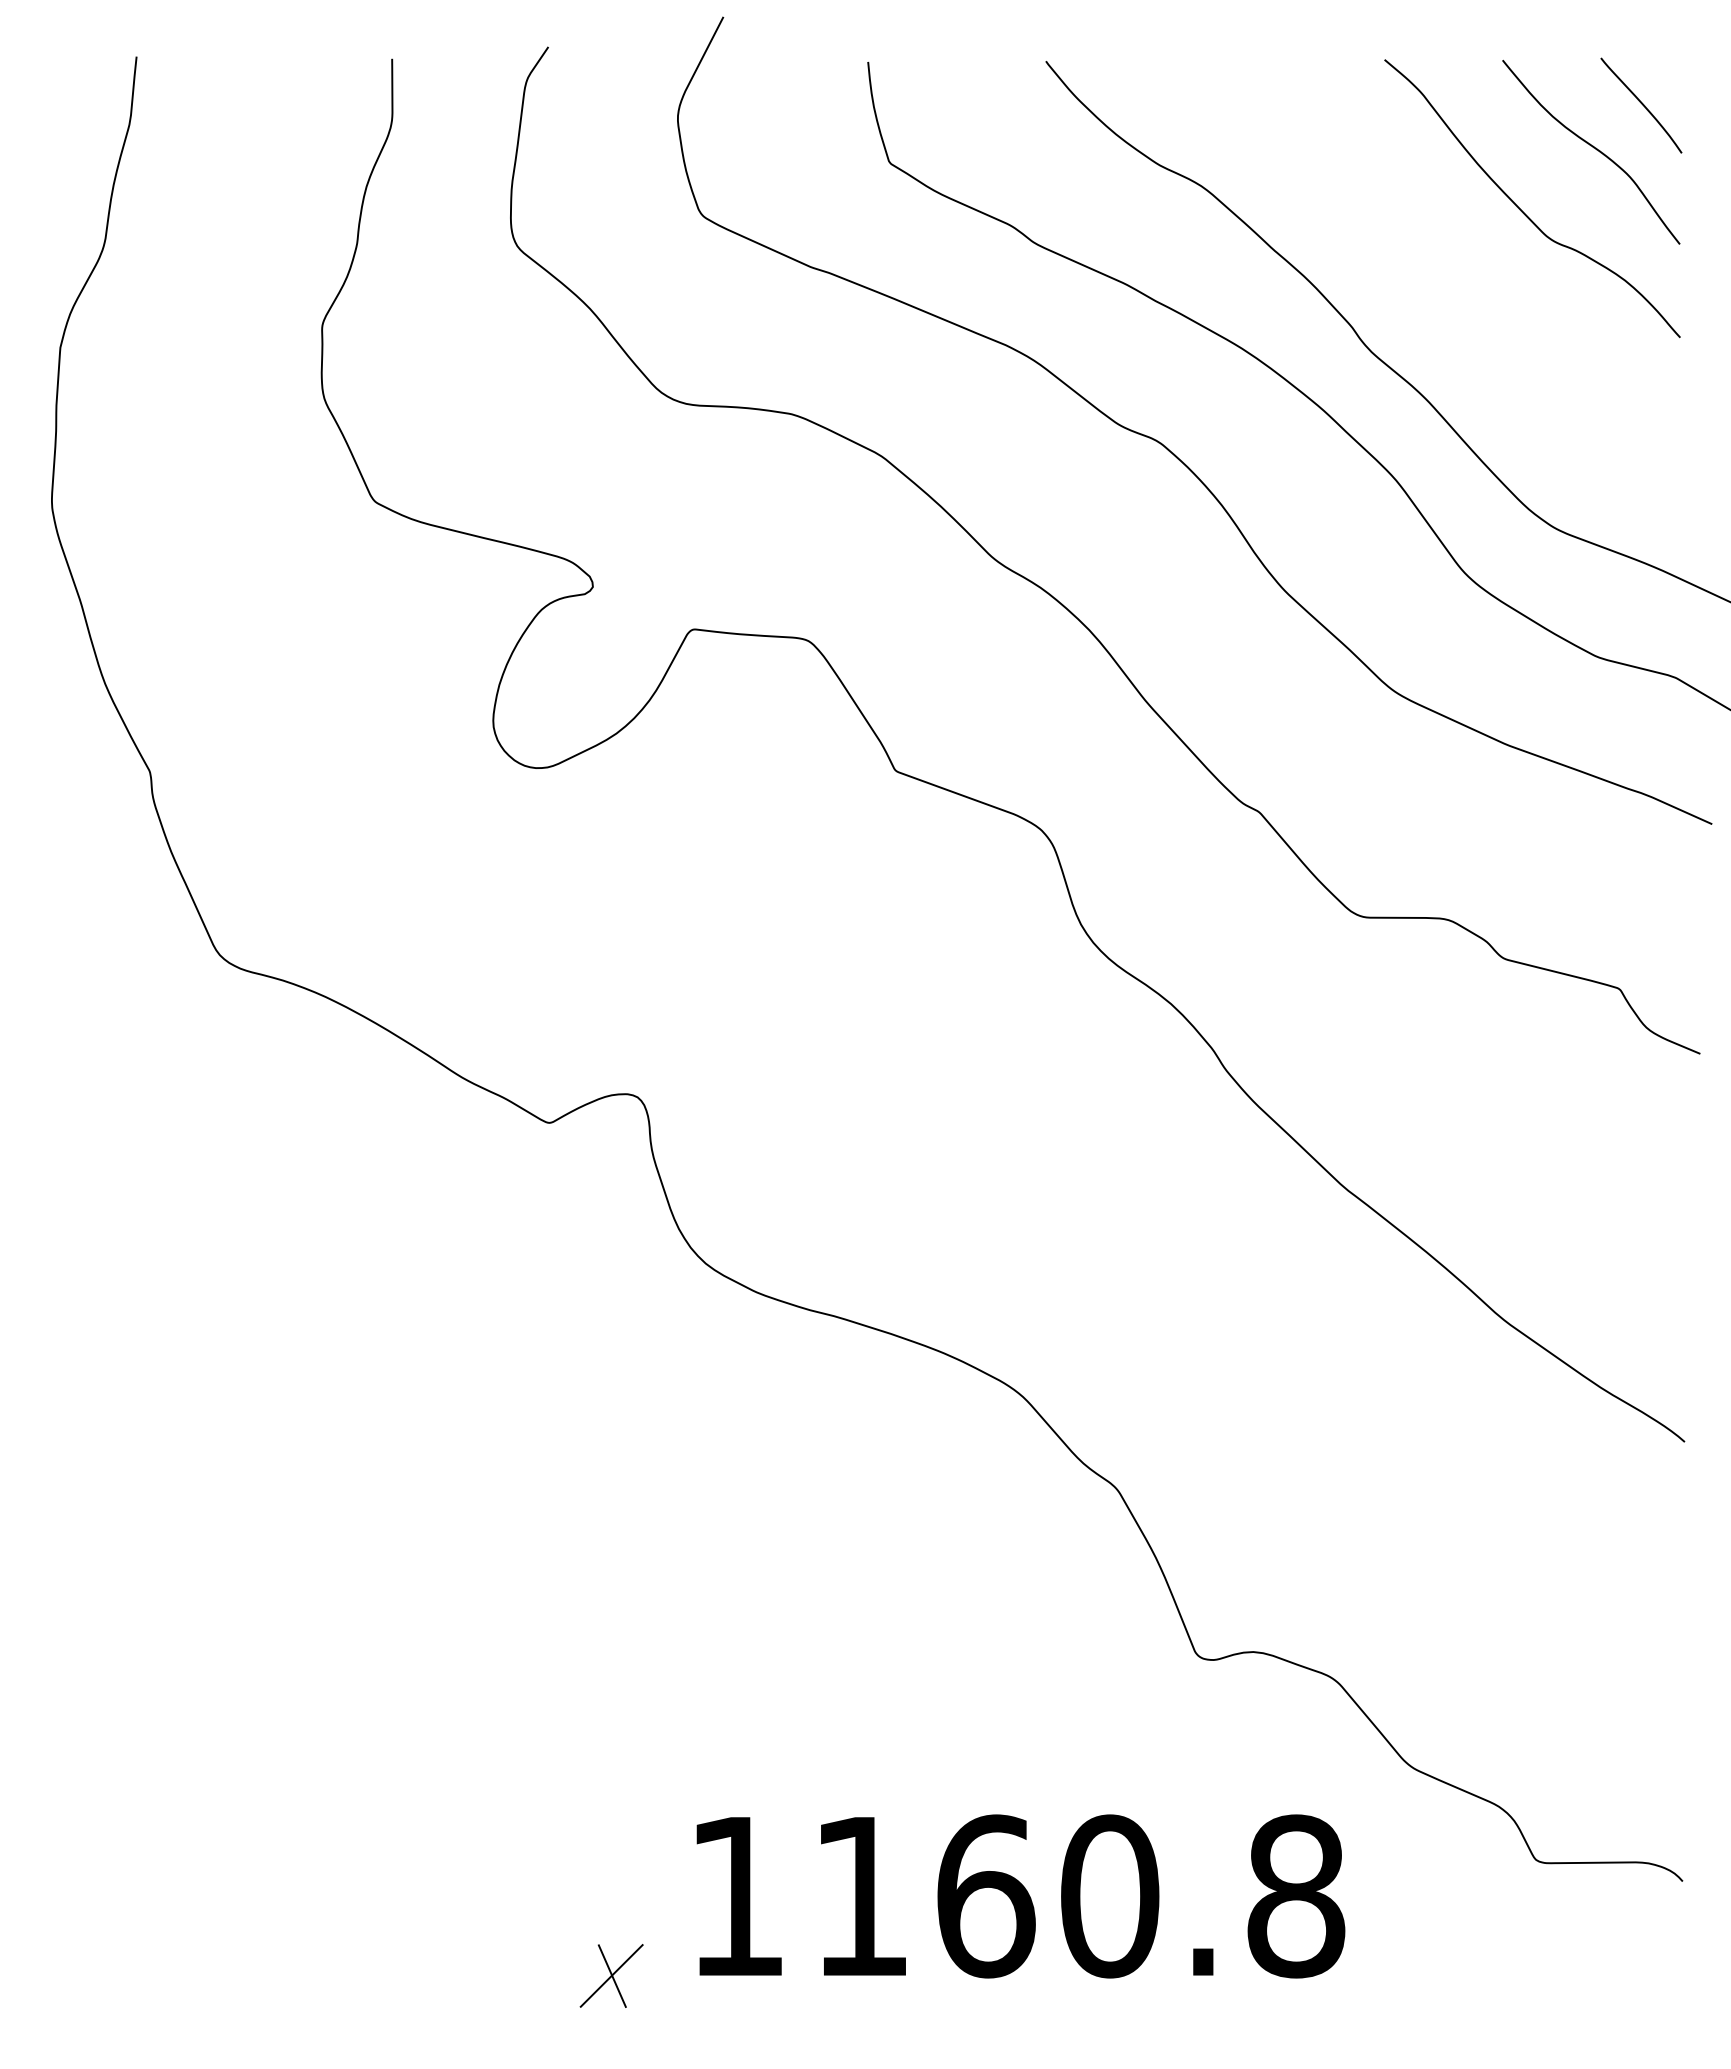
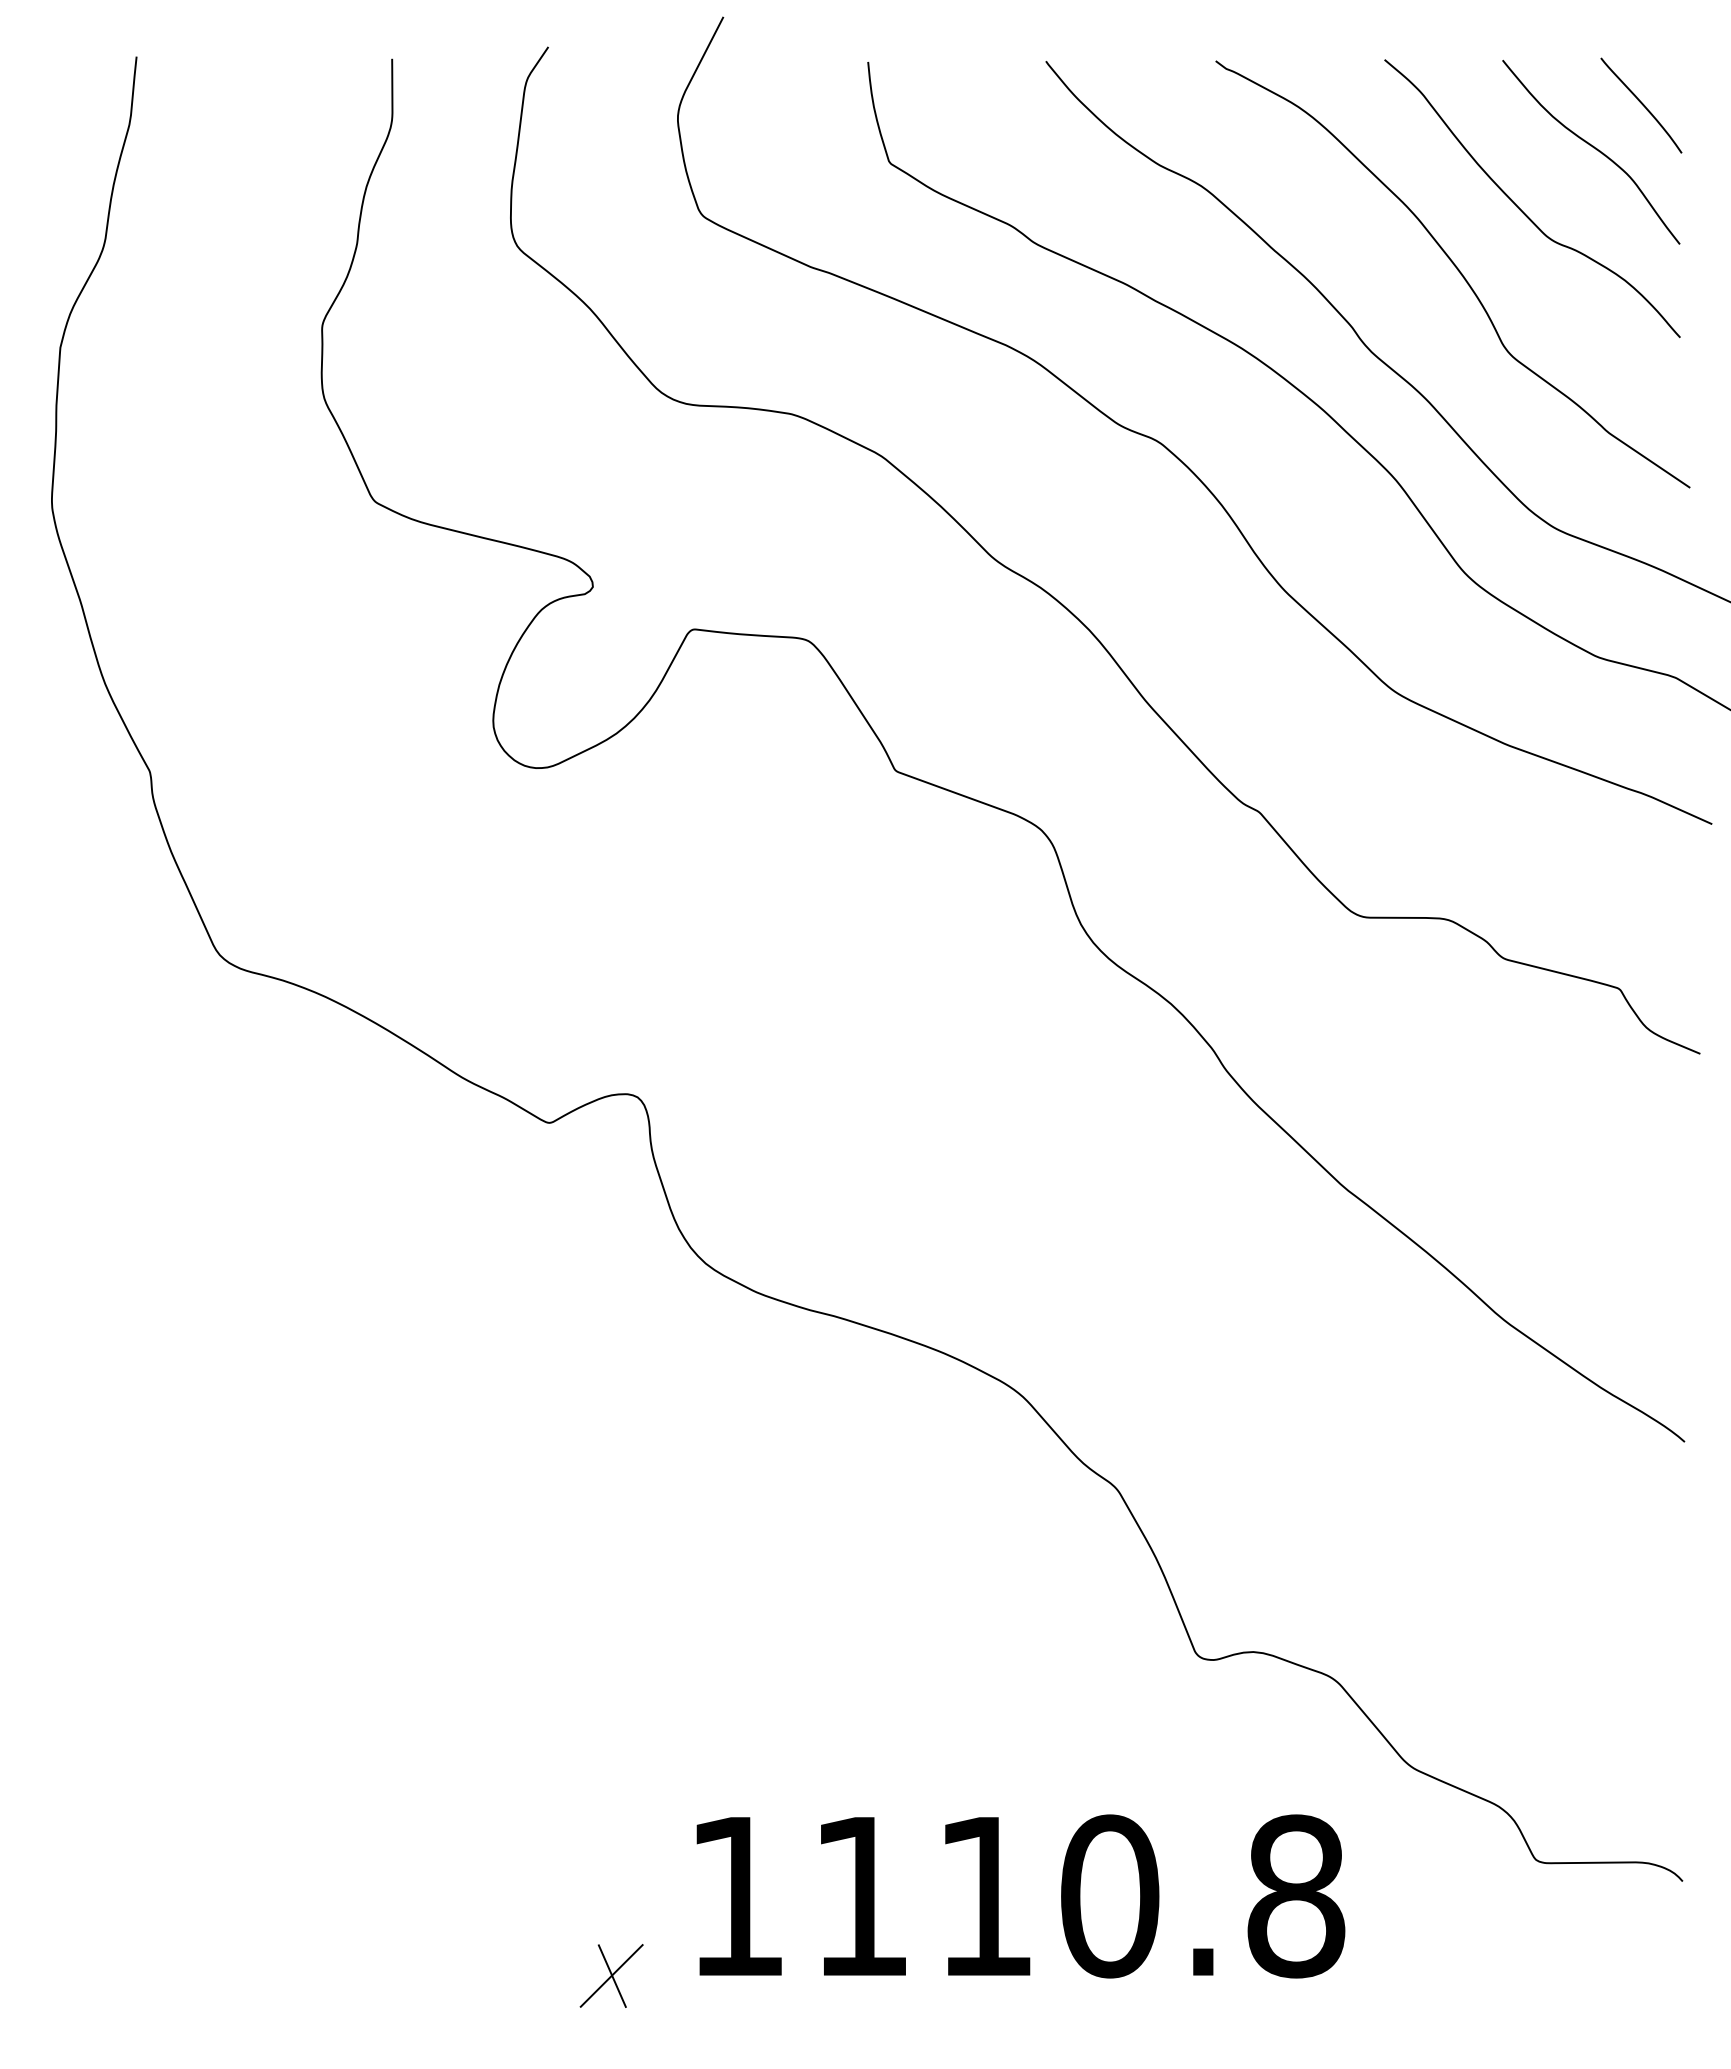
curve: none -> present (1456, 269)
text: 1160.8 -> 1110.8 (986, 1896)
